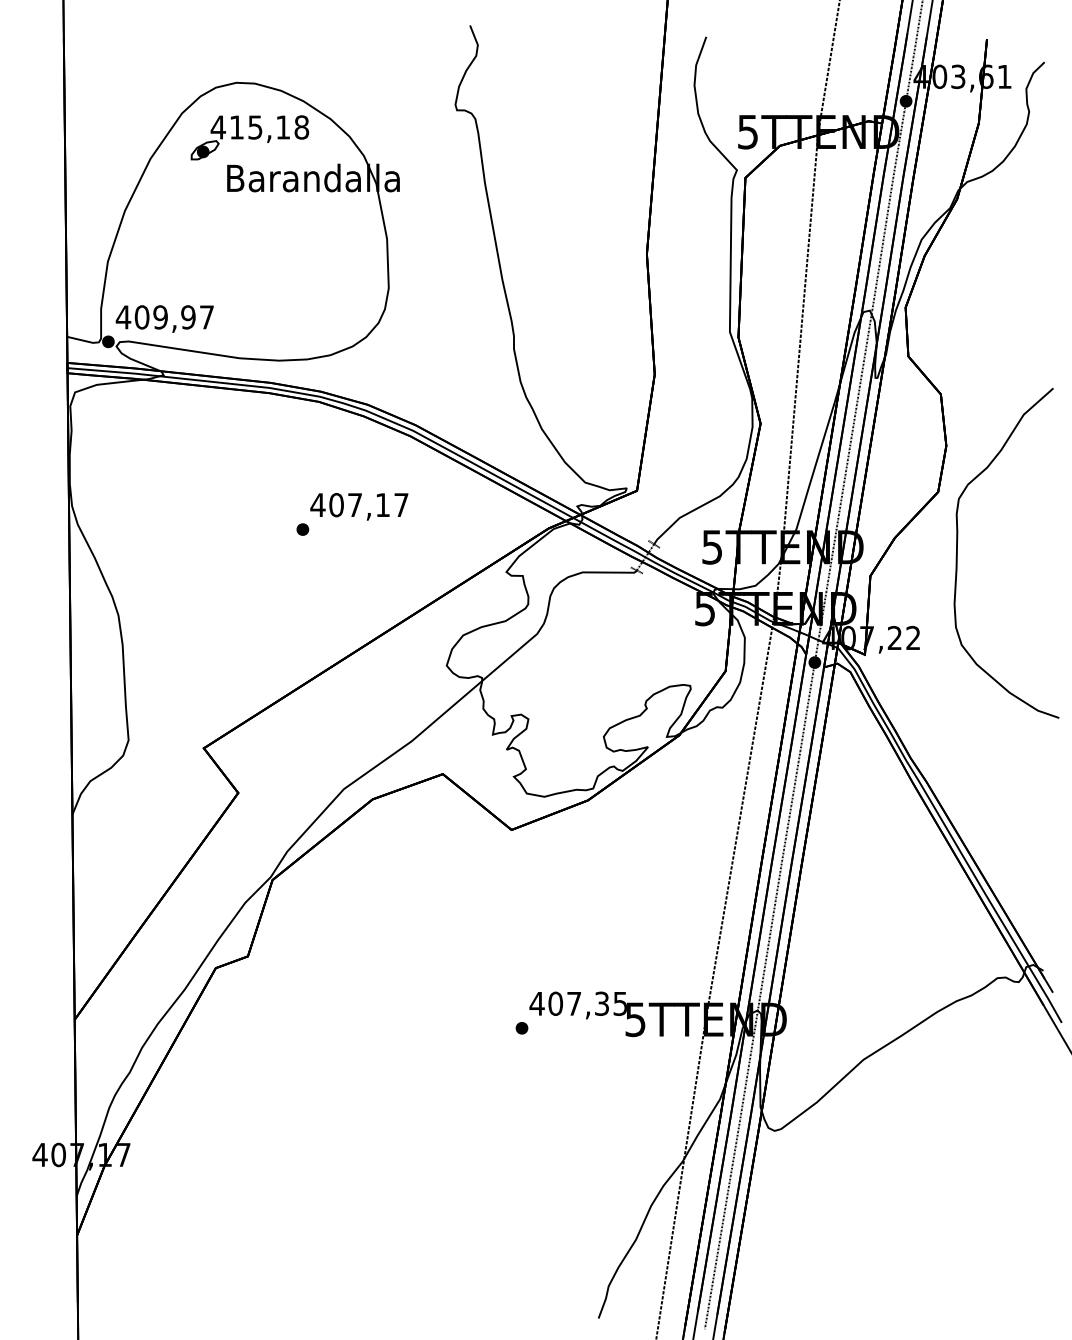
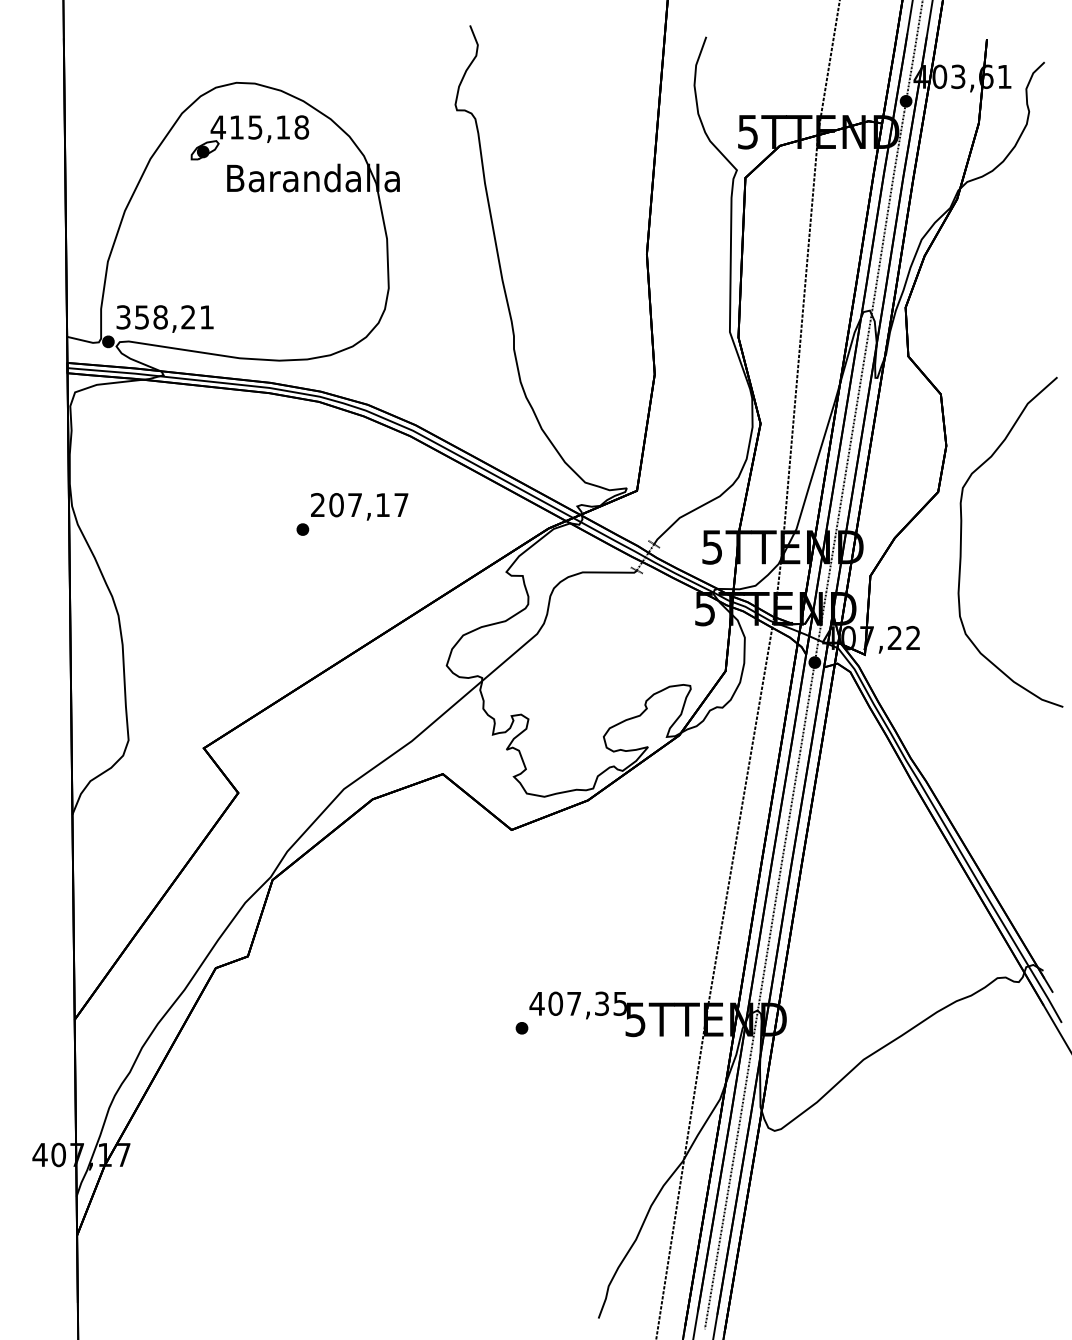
text: 409,97 -> 358,21 (164, 317)
text: 407,17 -> 207,17 (317, 504)
curve position: (957, 552) -> (961, 541) (961, 541)
